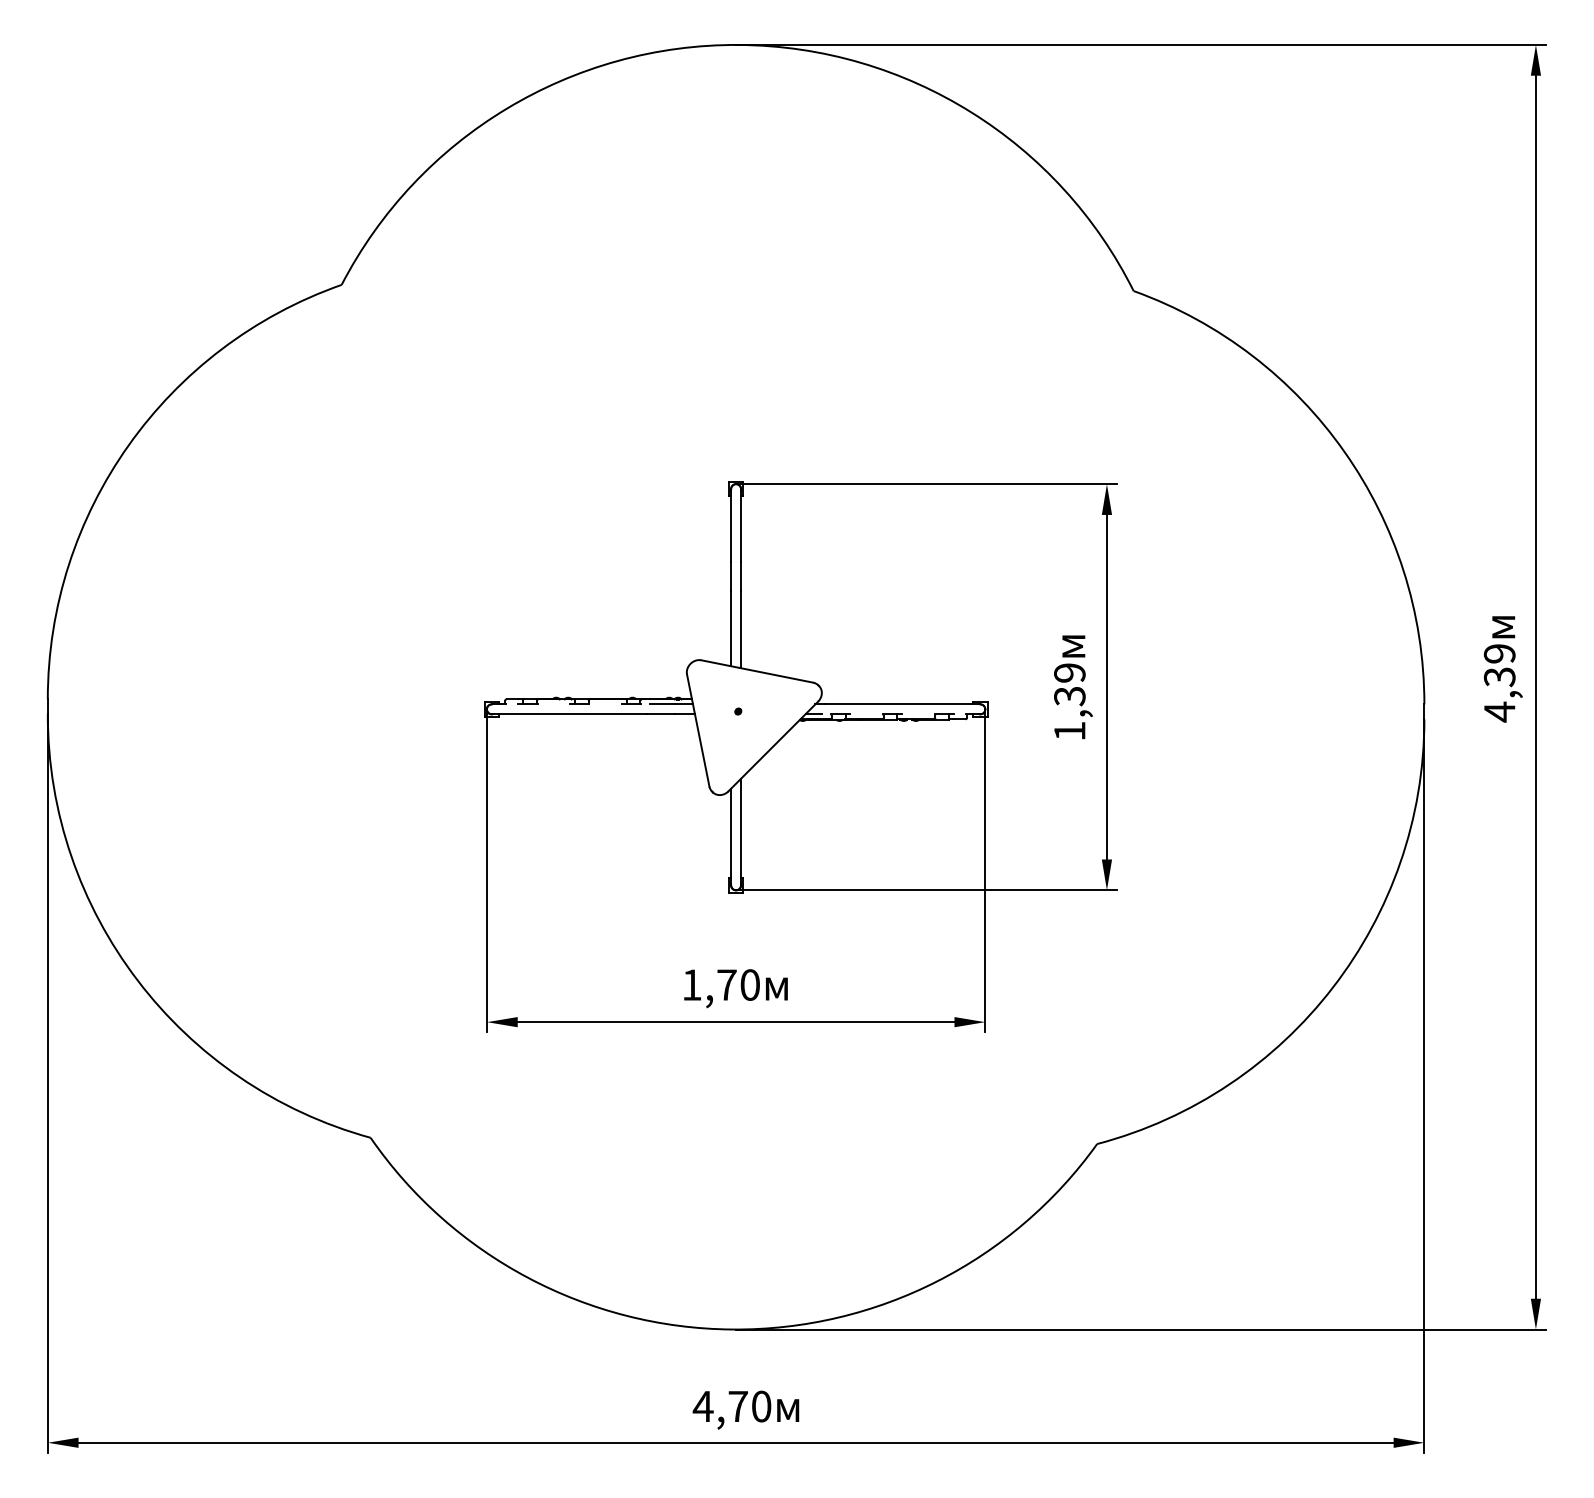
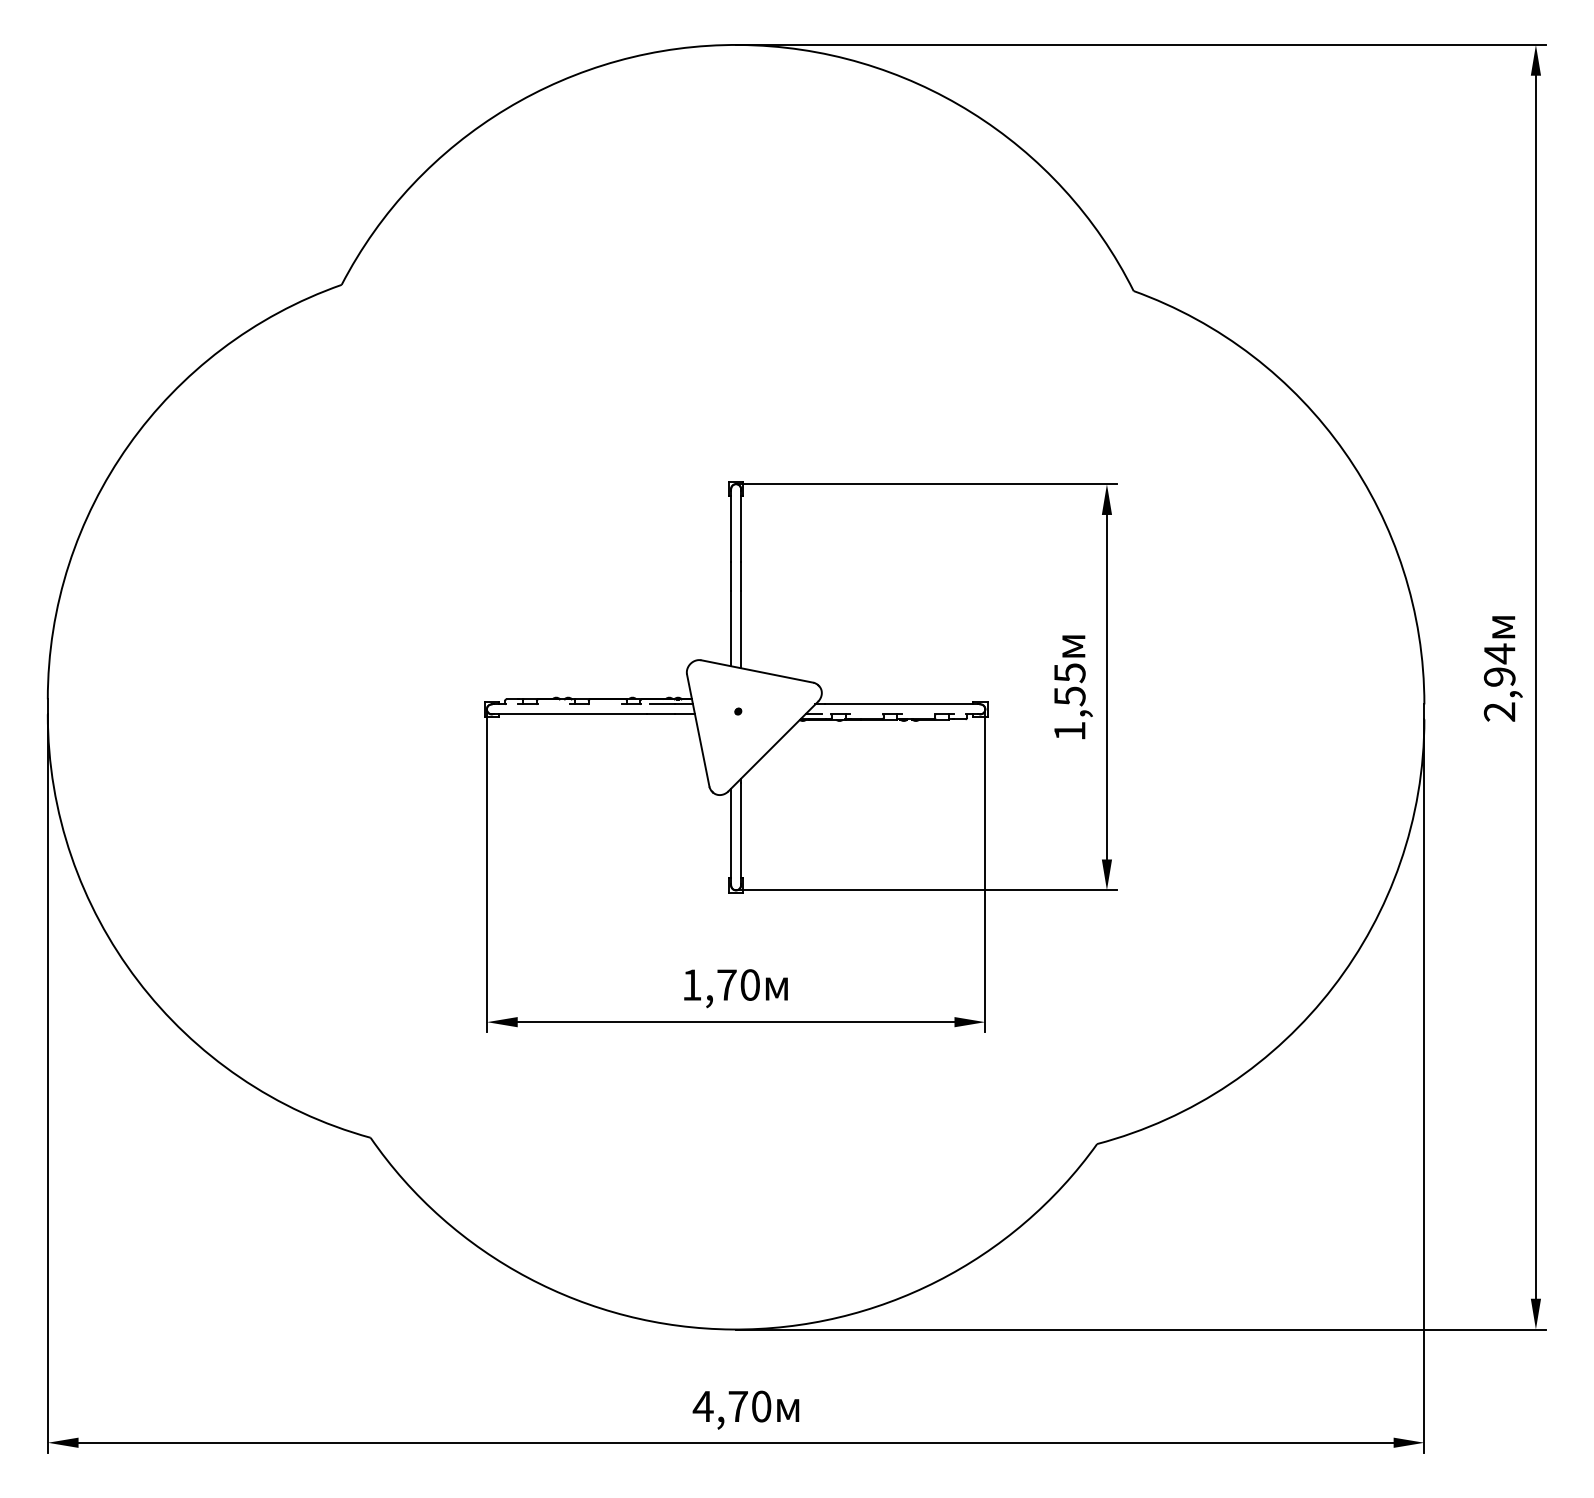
text: 4,39 -> 2,94 (1499, 682)
text: 1,39 -> 1,55 (1069, 684)
